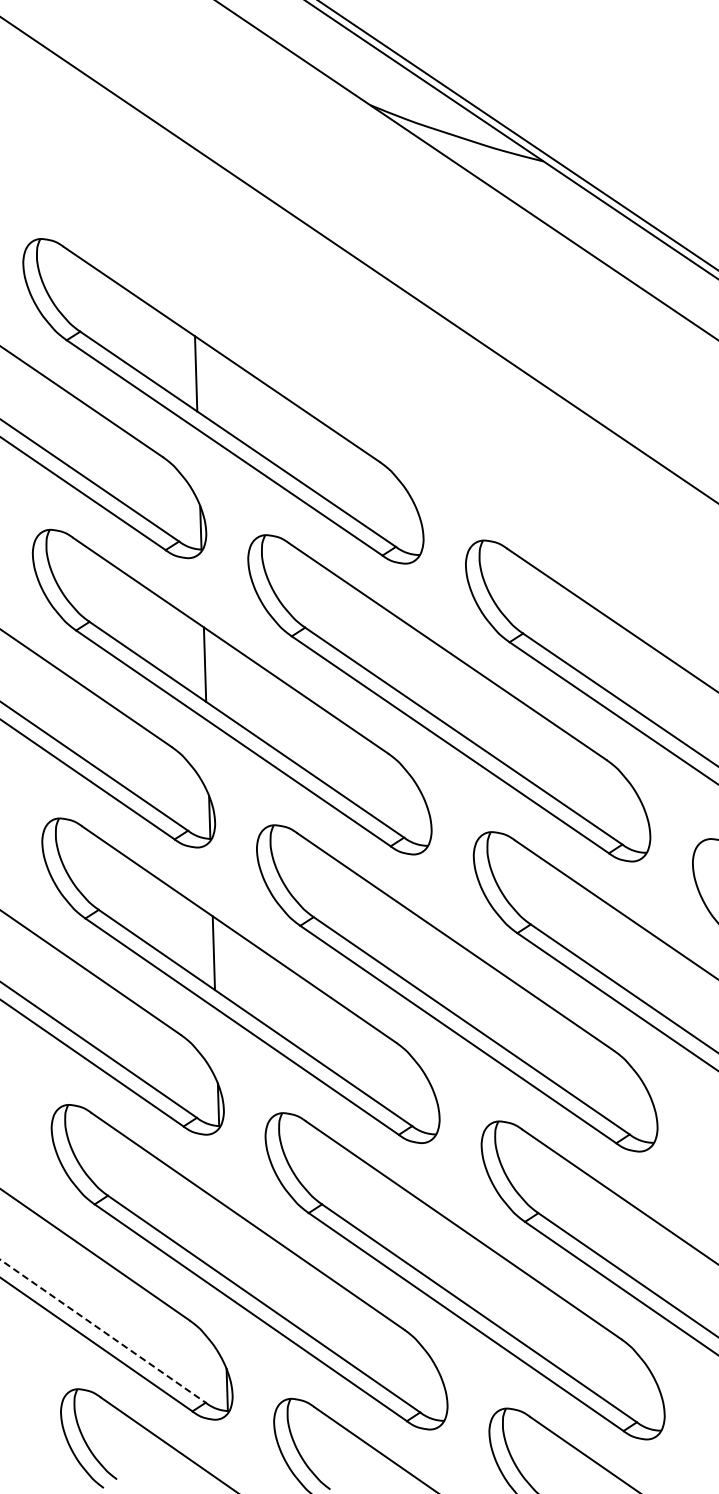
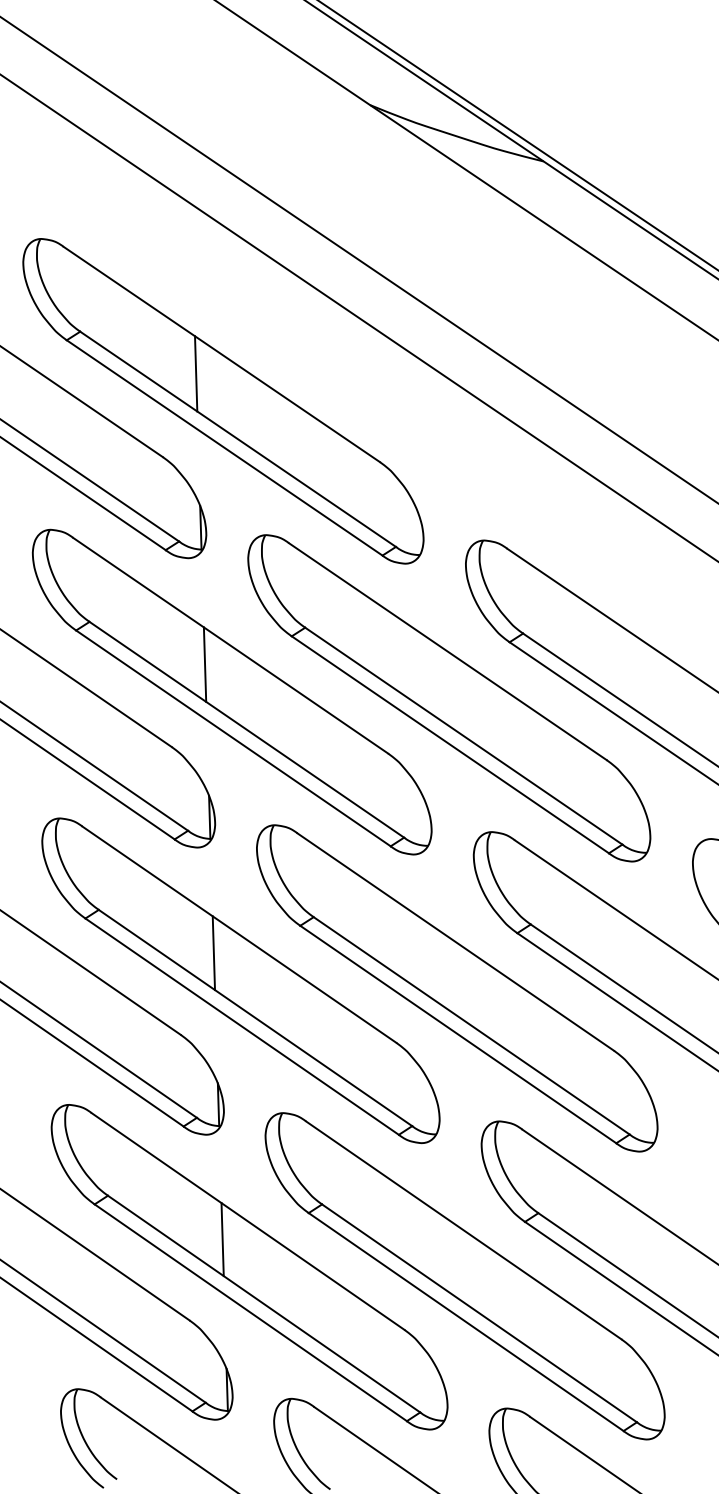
line: none -> present (358, 317)
line: none -> present (222, 1239)
line: dashed -> solid (103, 1331)
